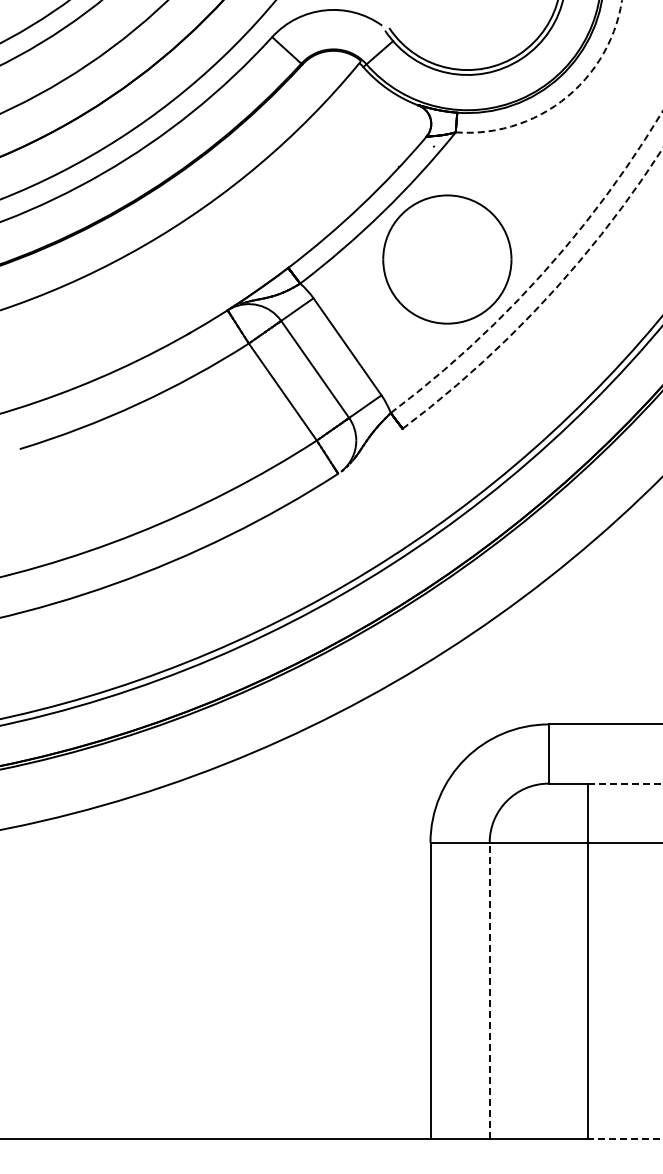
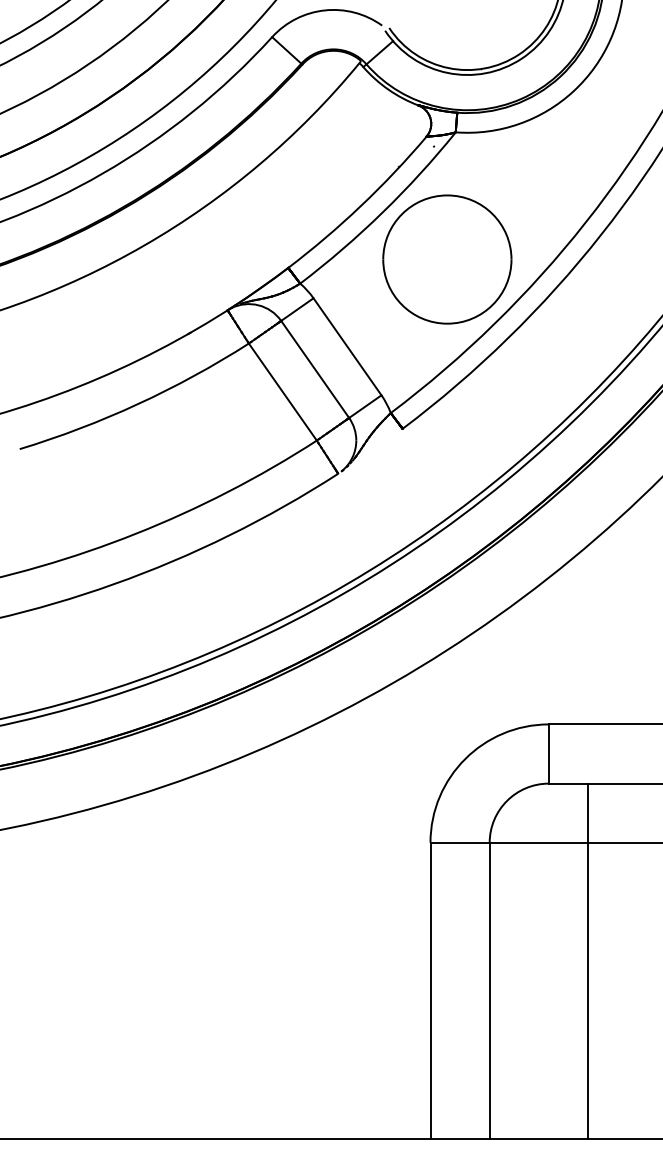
arc: dashed -> solid (565, 98)
arc: dashed -> solid (541, 274)
arc: dashed -> solid (545, 299)
line: dashed -> solid (625, 783)
line: dashed -> solid (489, 990)
line: dashed -> solid (625, 1138)
